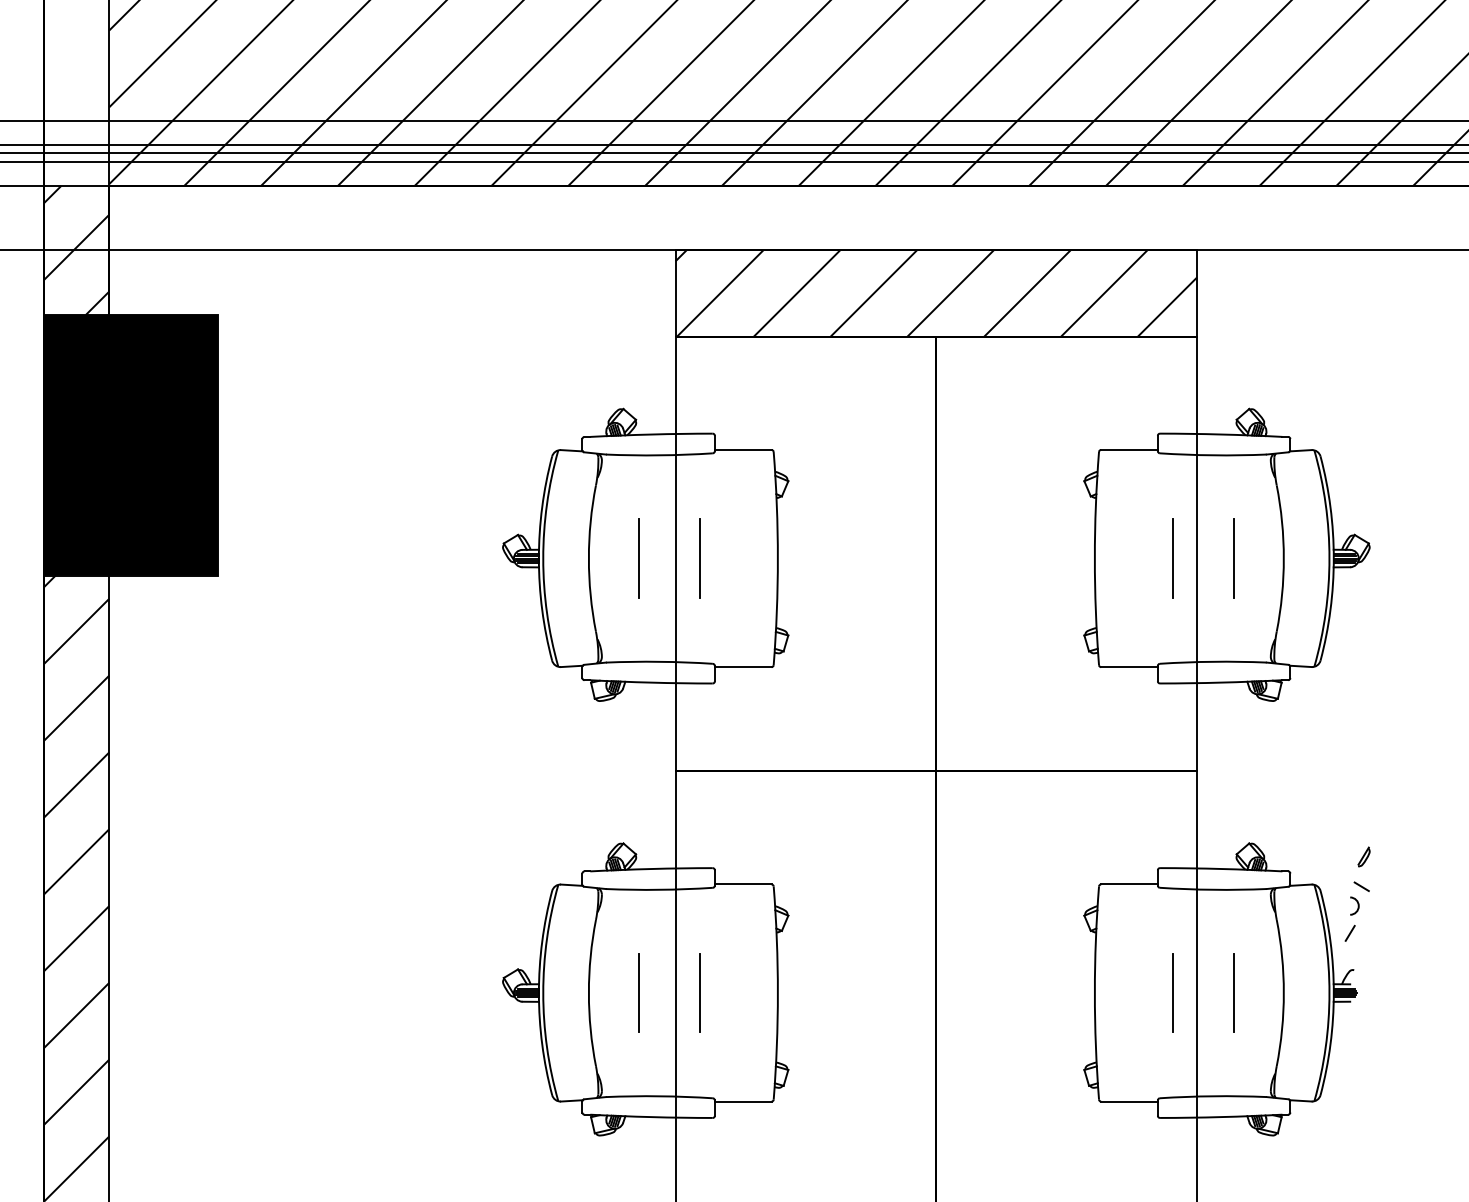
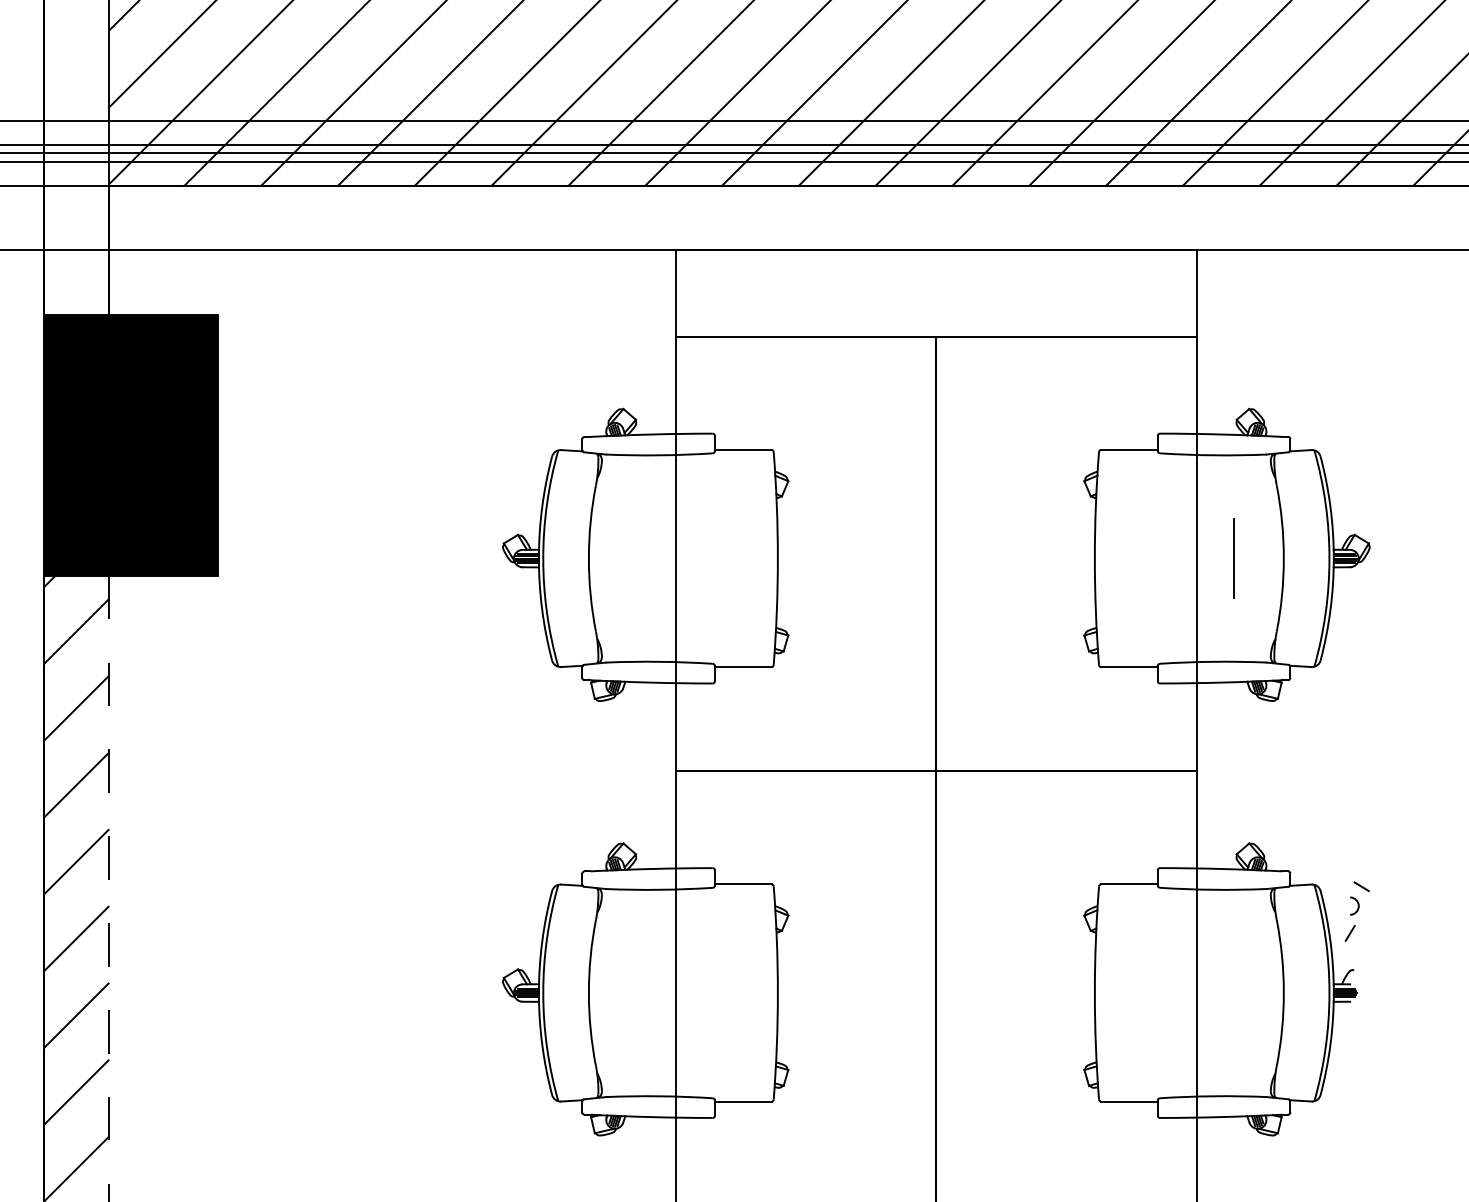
hatch: present -> none (76, 249)
hatch: present -> none (936, 292)
line: present -> none (638, 558)
line: present -> none (699, 558)
line: present -> none (1173, 558)
part: present -> none (1363, 856)
line: solid -> dashed (109, 888)
line: present -> none (638, 992)
line: present -> none (699, 992)
line: present -> none (1173, 992)
line: present -> none (1233, 992)
